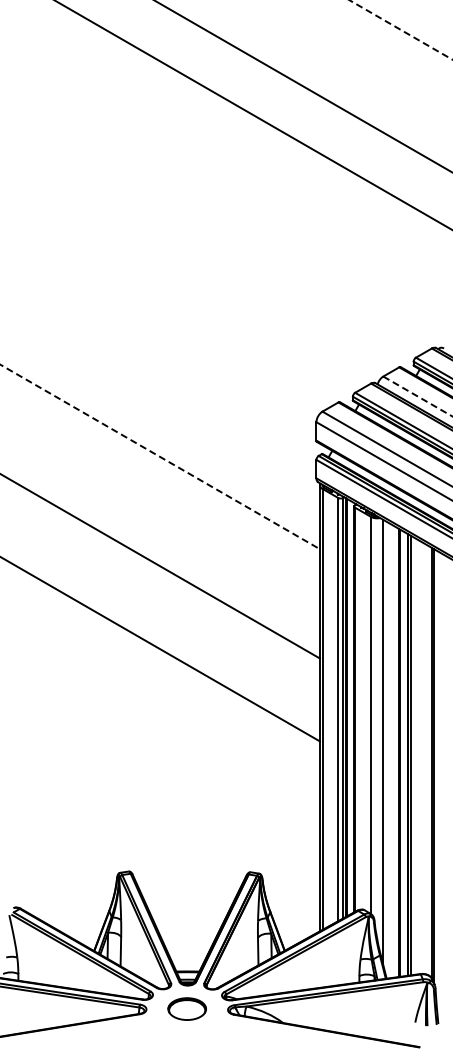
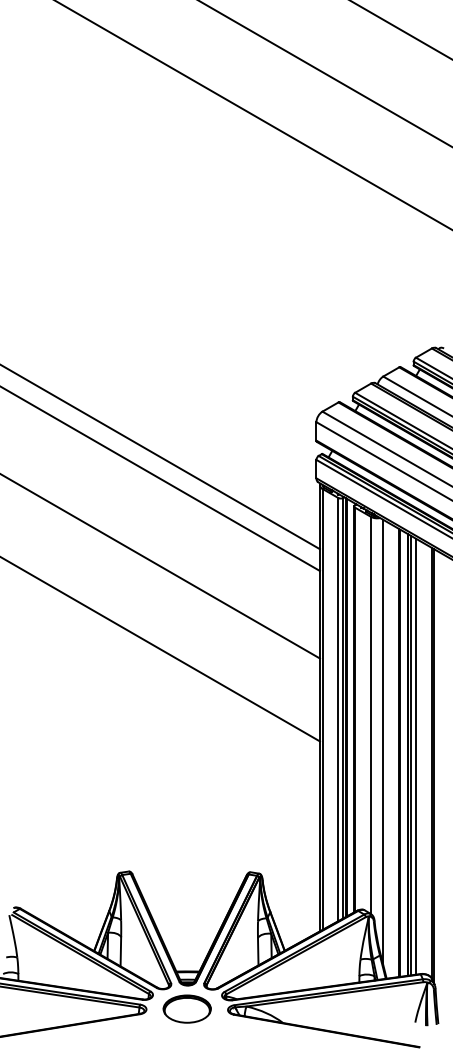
line: dashed -> solid (400, 29)
line position: (303, 86) -> (325, 73) (325, 73)
line: dashed -> solid (417, 396)
line: dashed -> solid (160, 457)
line: none -> present (160, 479)
line: none -> present (415, 756)
part size: 40x24 px -> 50x30 px (186, 1008)
